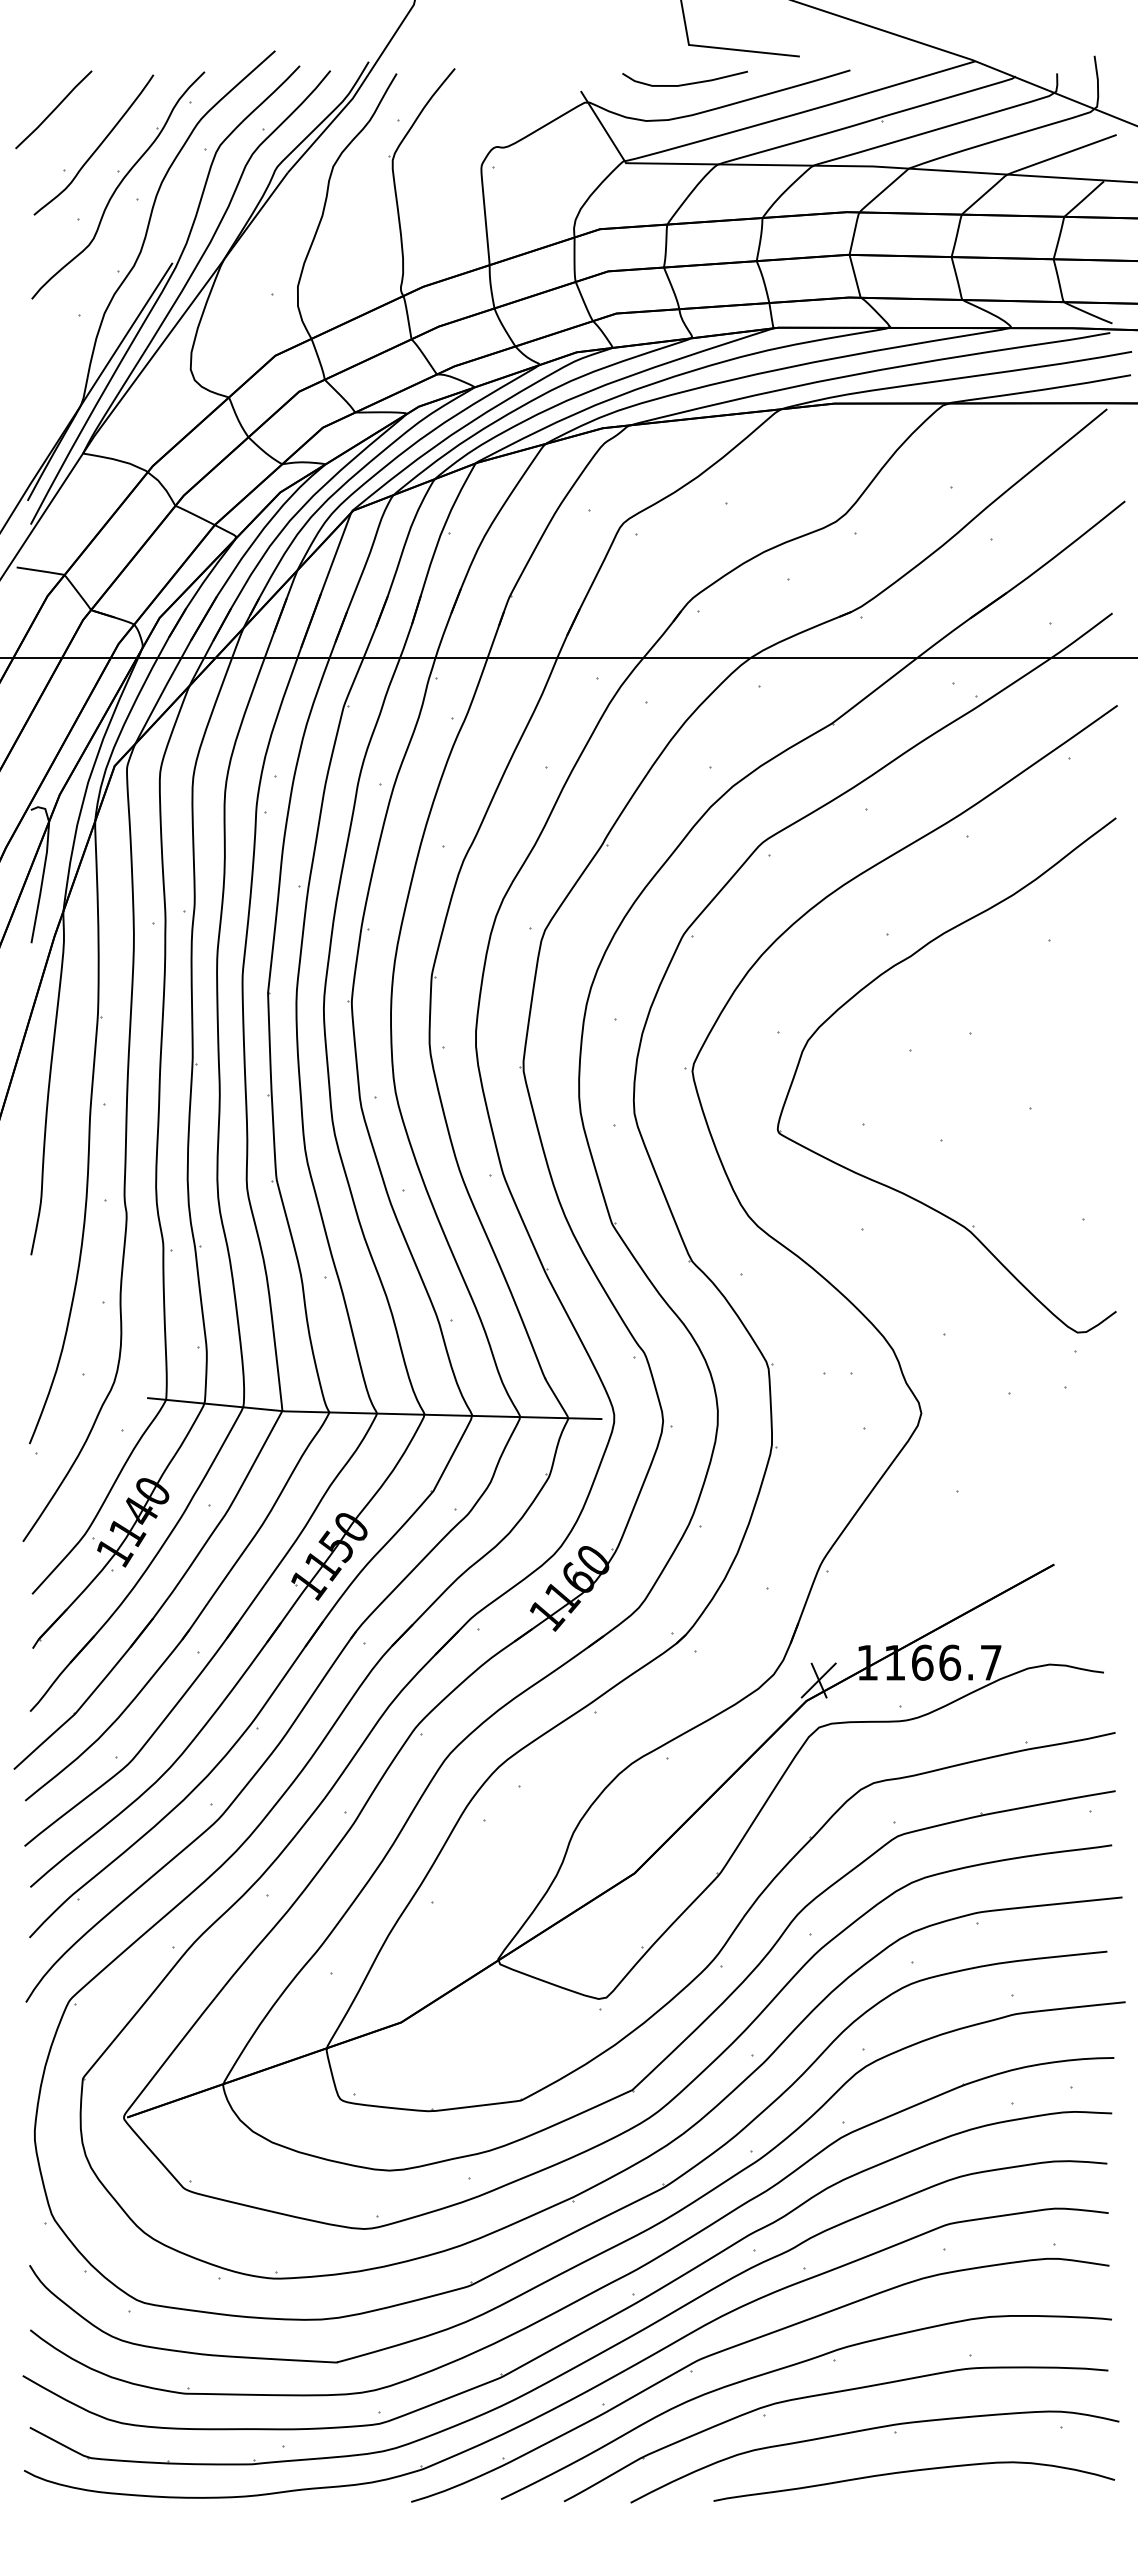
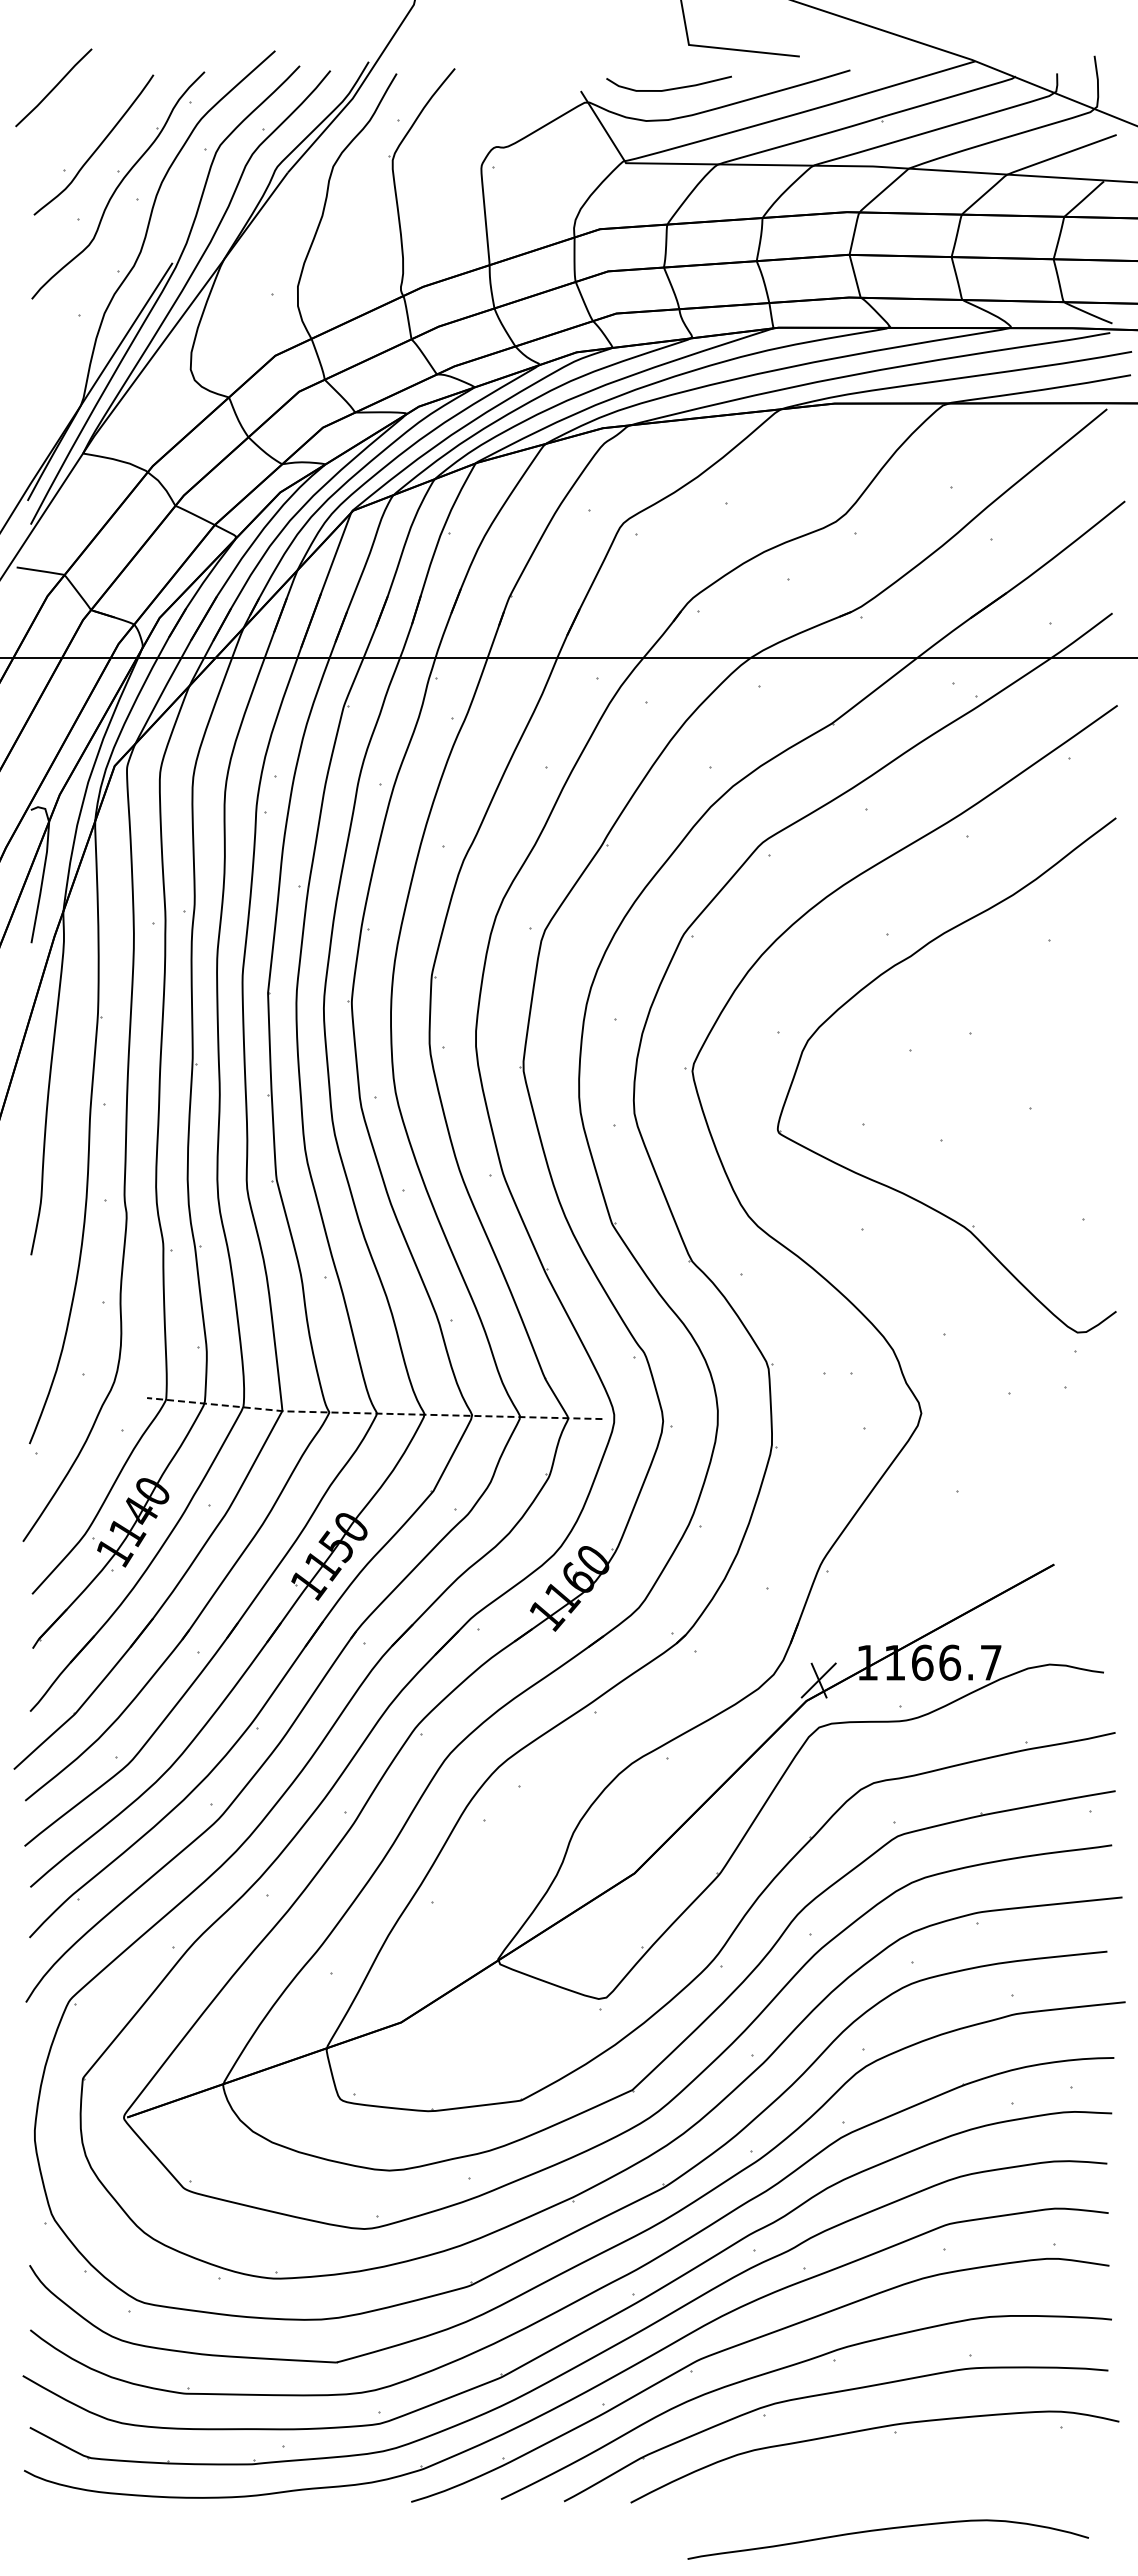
curve position: (684, 83) -> (668, 88) (668, 88)
line position: (53, 109) -> (53, 87) (53, 87)
line: solid -> dashed (373, 1413)
curve position: (910, 2472) -> (884, 2530) (884, 2530)
